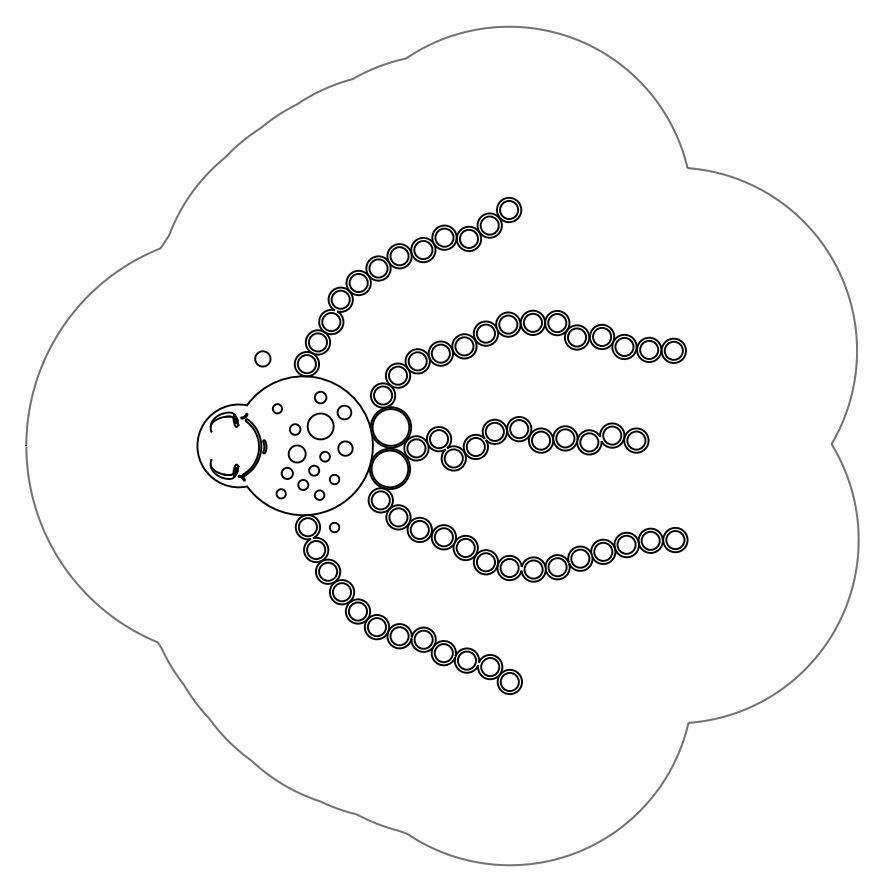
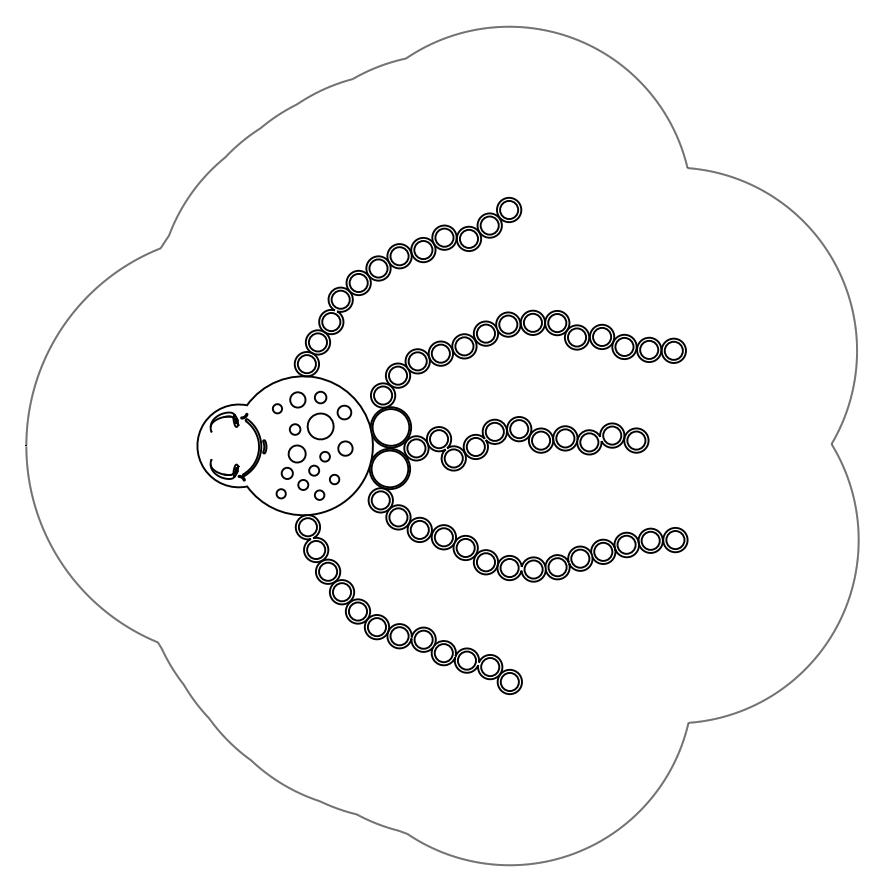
part position: (262, 358) -> (297, 399) (297, 399)
part: present -> none (334, 527)
